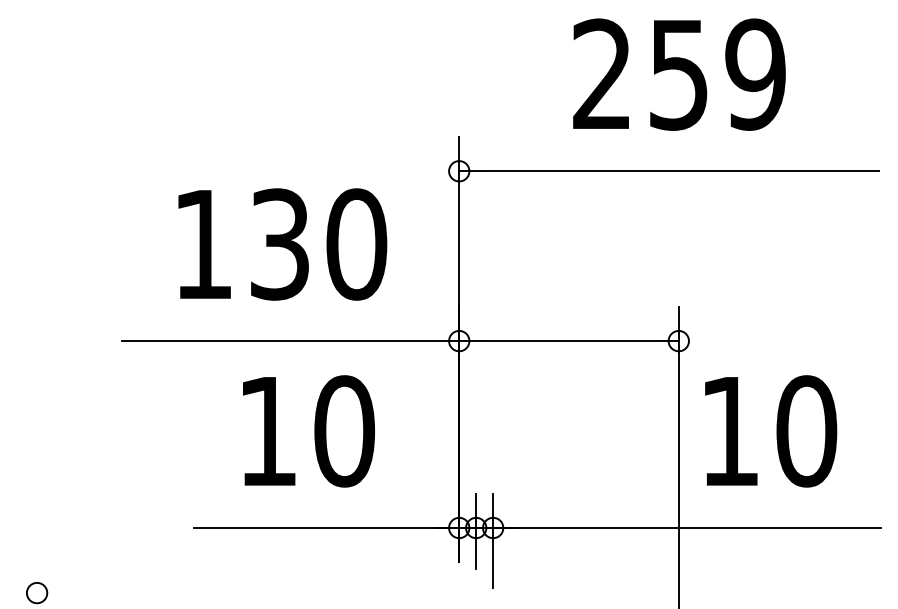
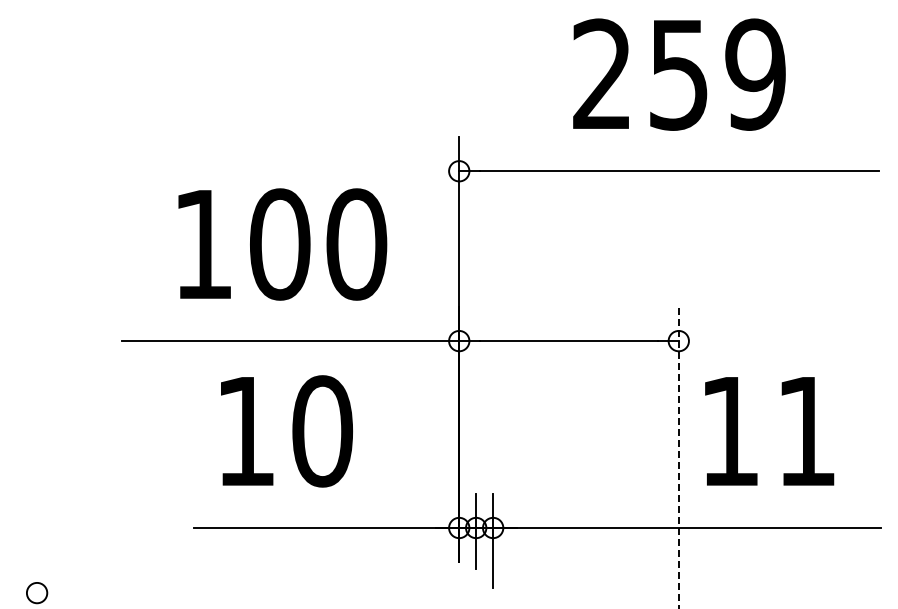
text: 130 -> 100 (280, 244)
text position: (308, 431) -> (286, 431) (286, 431)
text: 10 -> 11 (806, 431)
line: solid -> dashed (678, 458)
